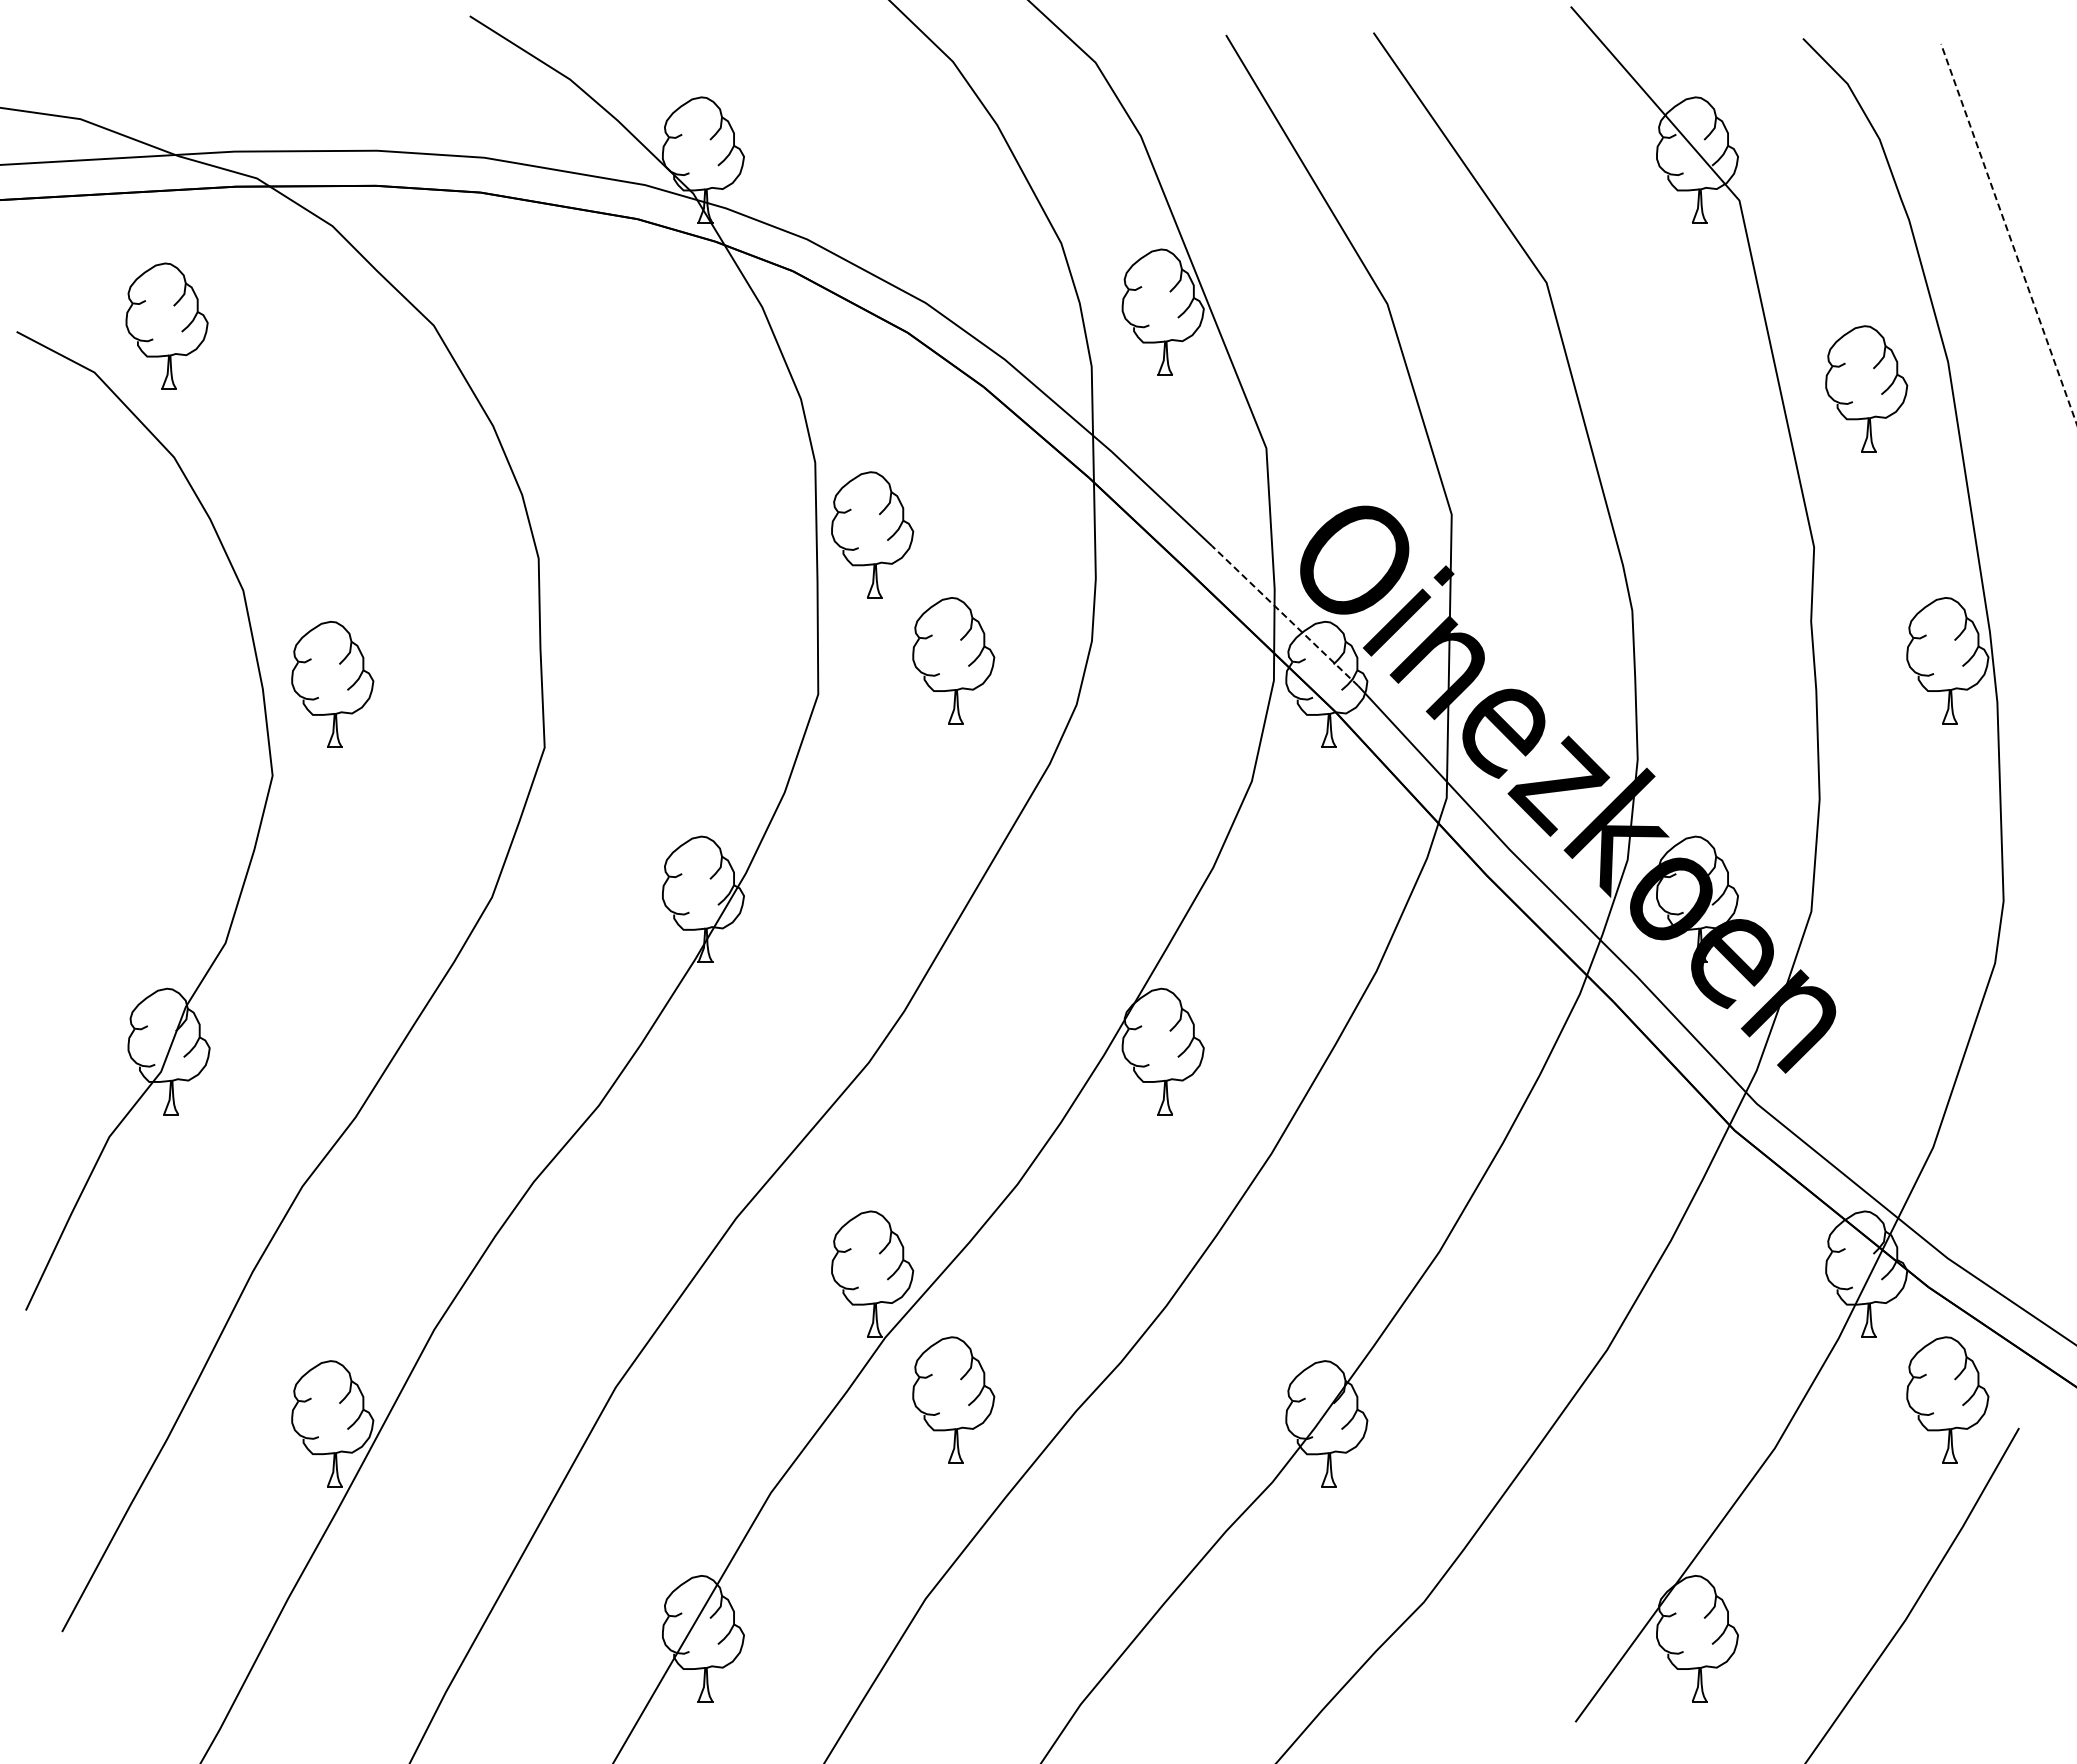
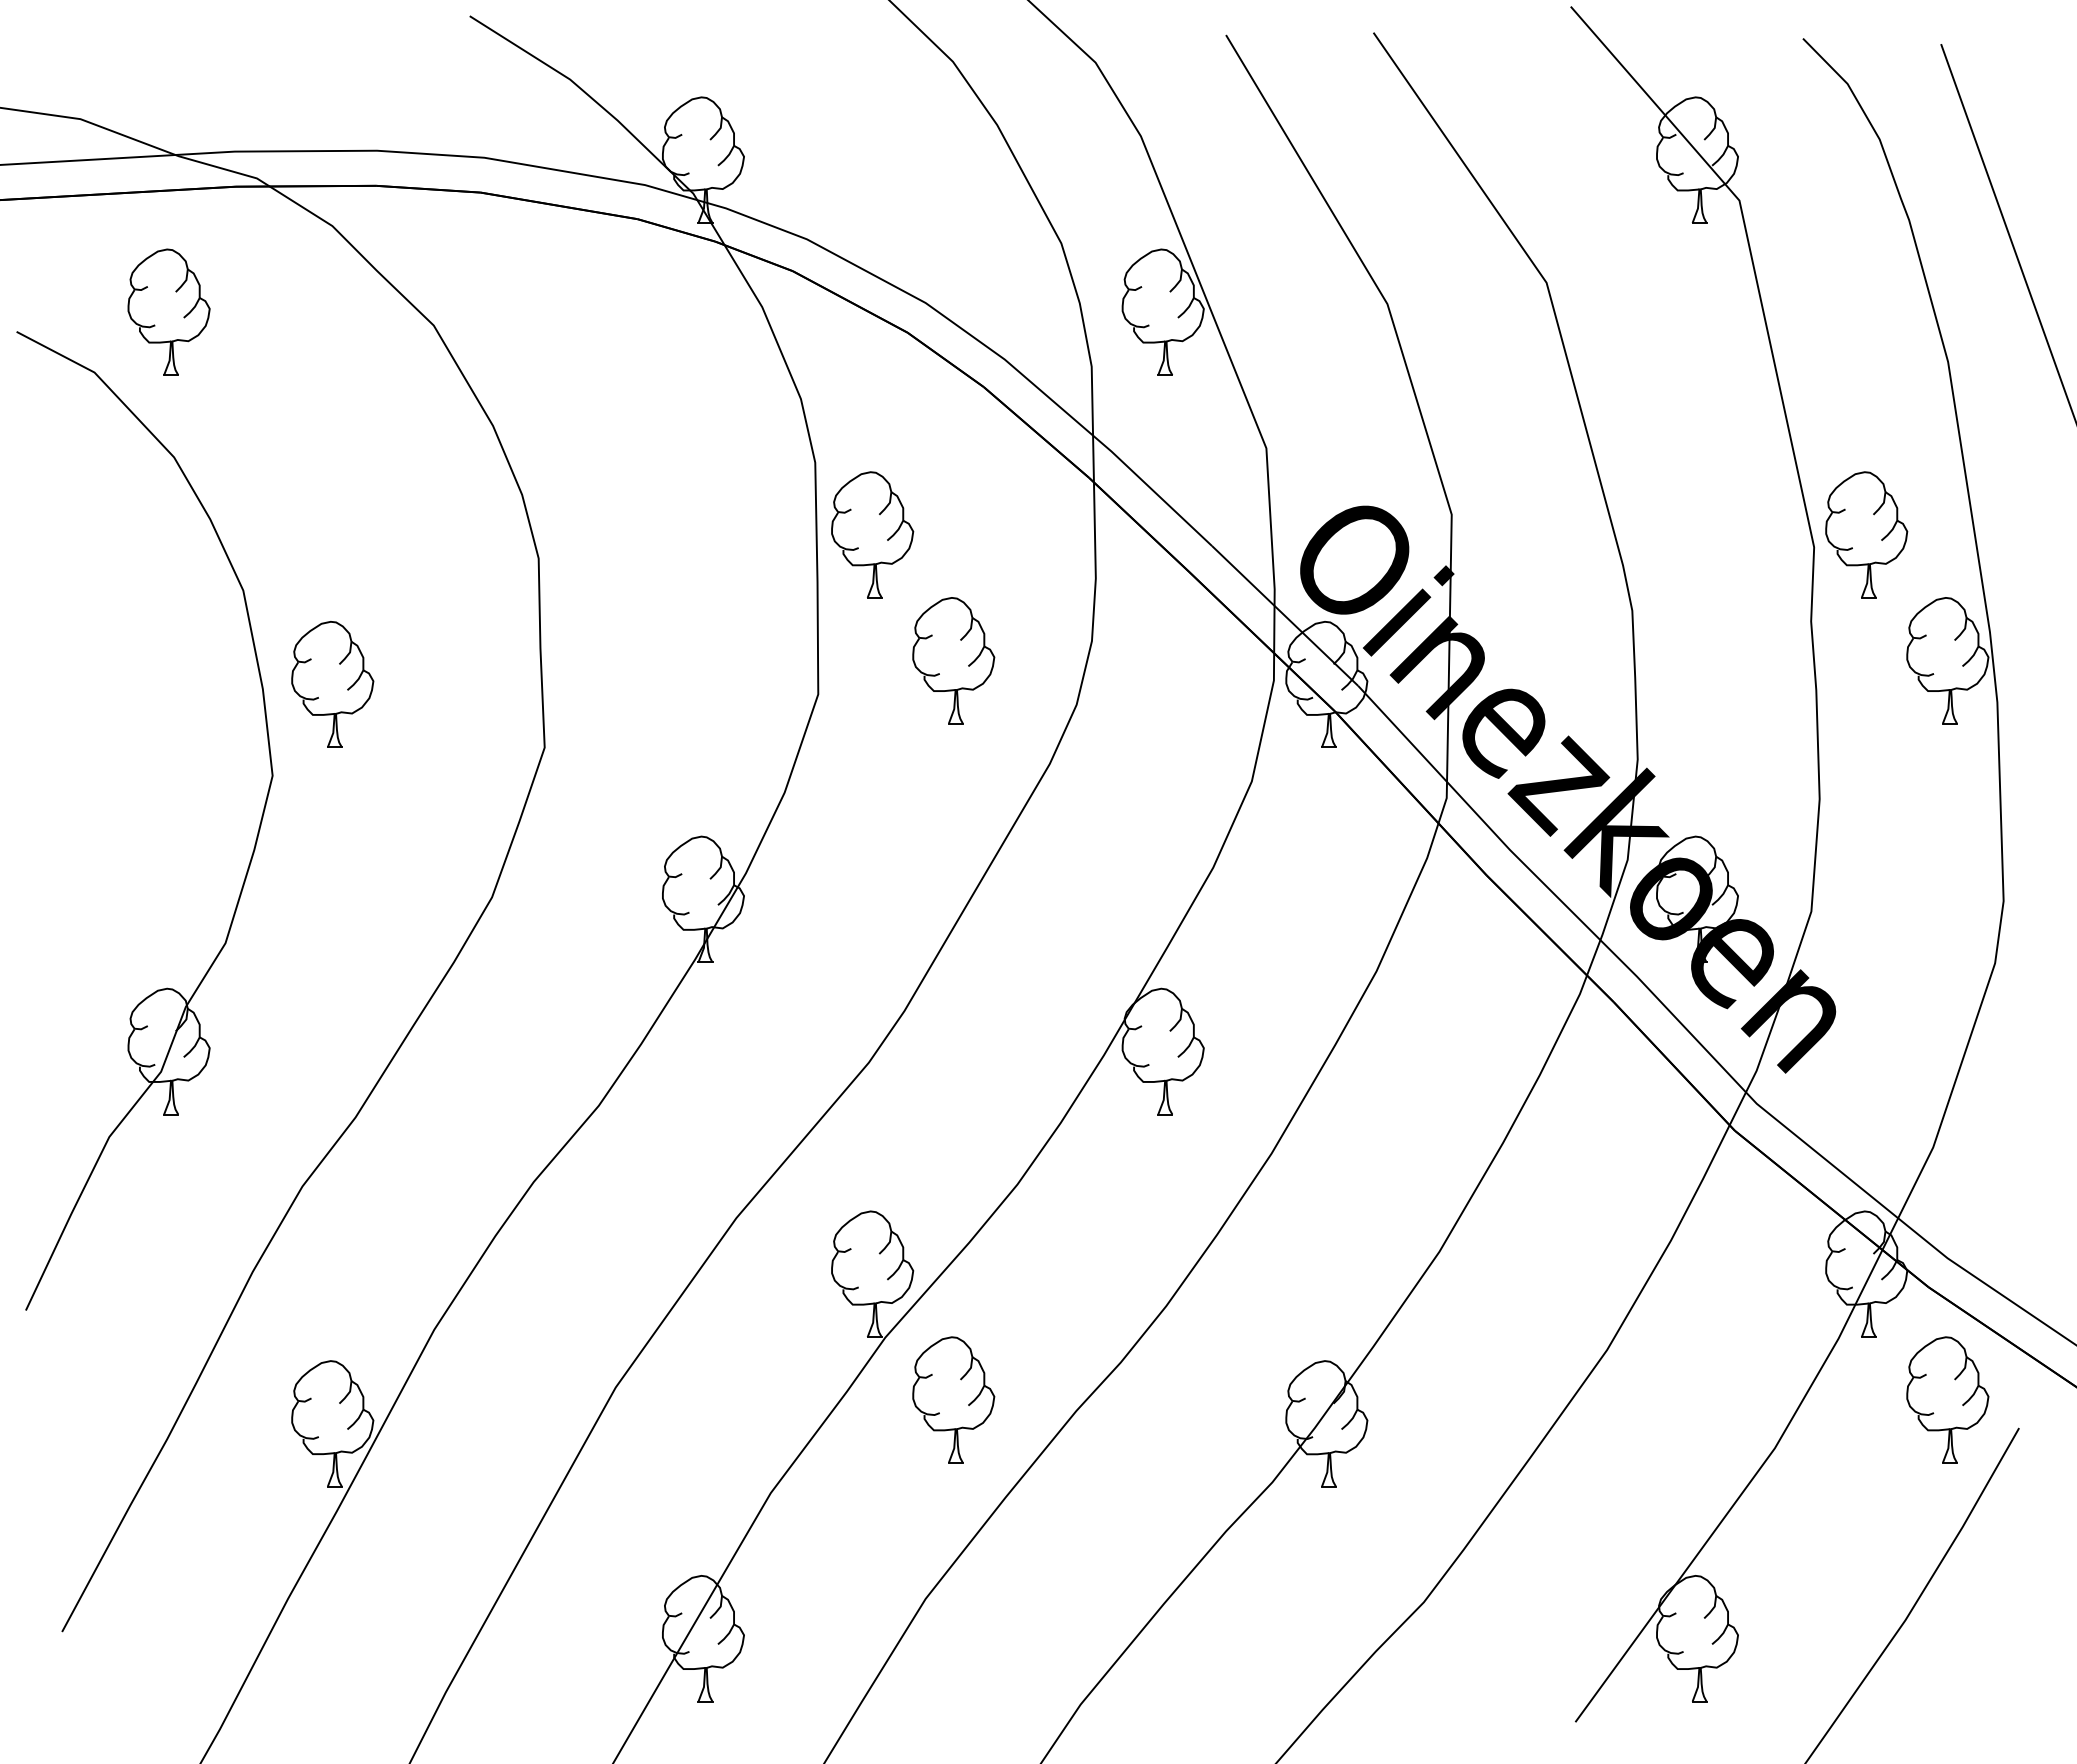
line: dashed -> solid (2008, 234)
part position: (166, 325) -> (168, 311) (168, 311)
part position: (1866, 388) -> (1866, 534) (1866, 534)
line: dashed -> solid (1284, 615)
